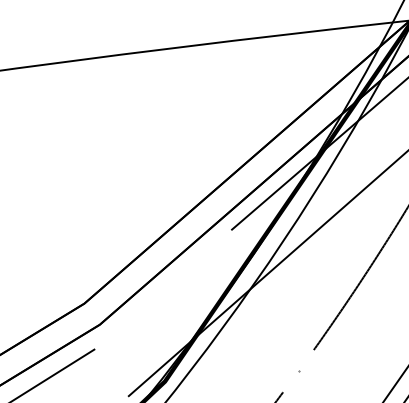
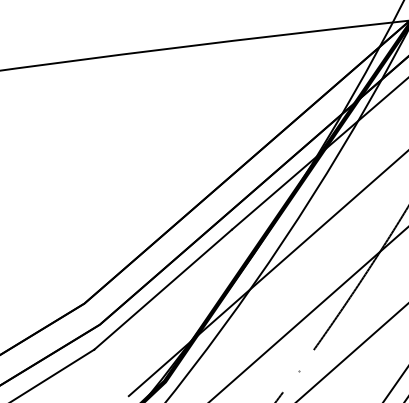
line: none -> present (163, 289)
line: none -> present (308, 314)
line: none -> present (352, 352)
